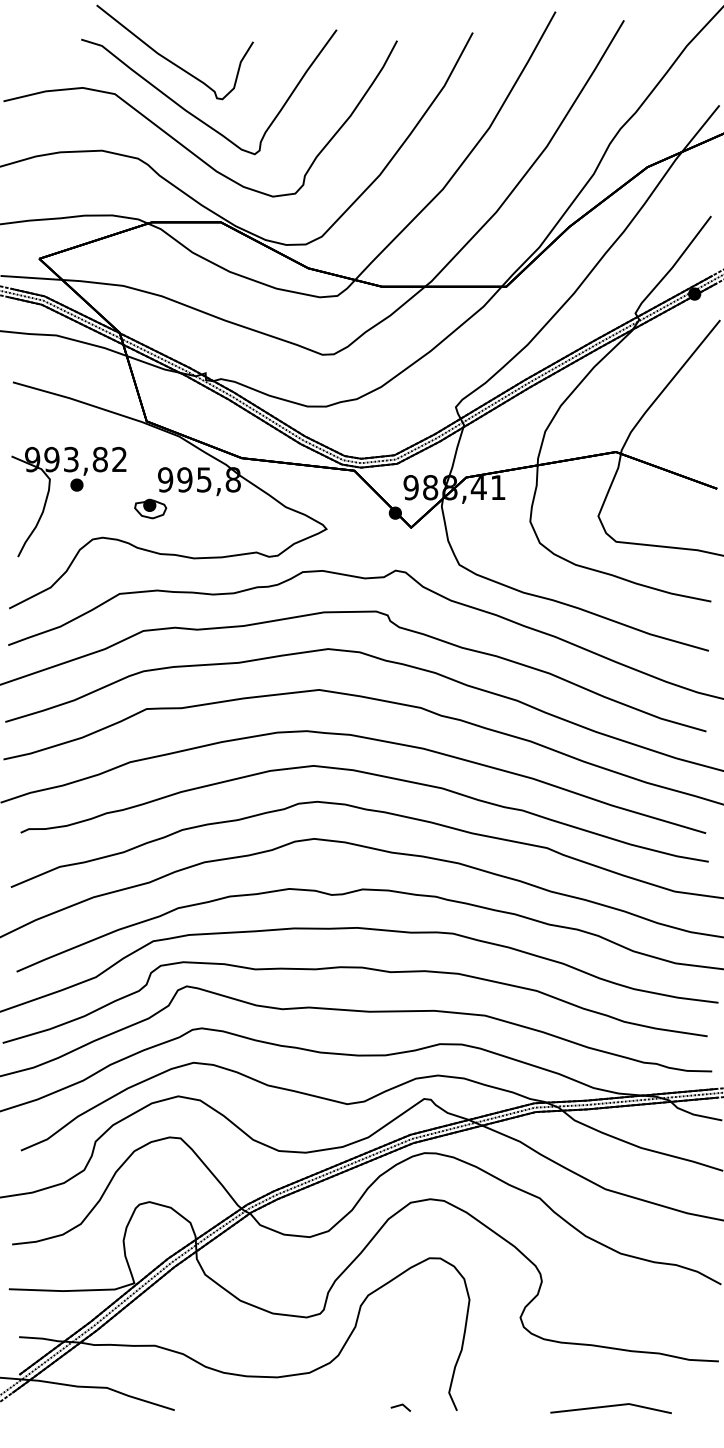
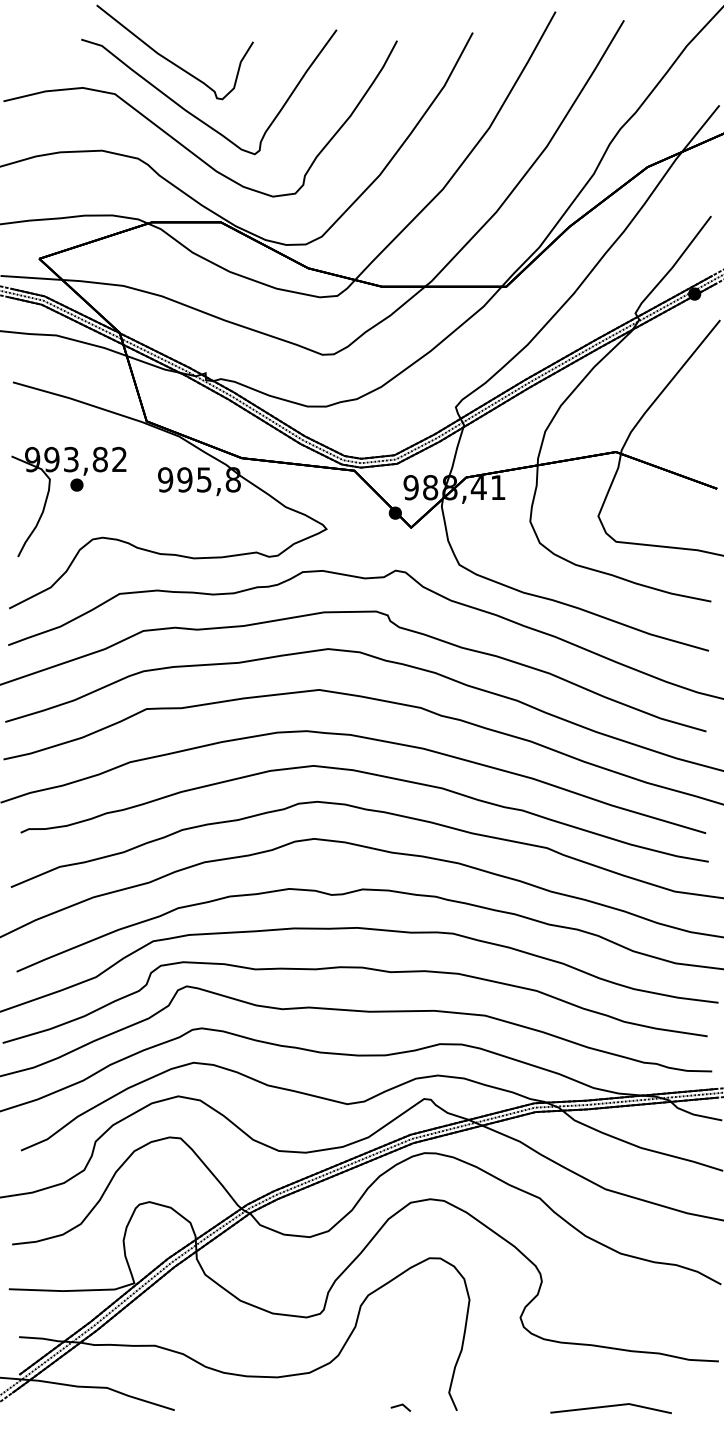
part: present -> none (150, 508)
